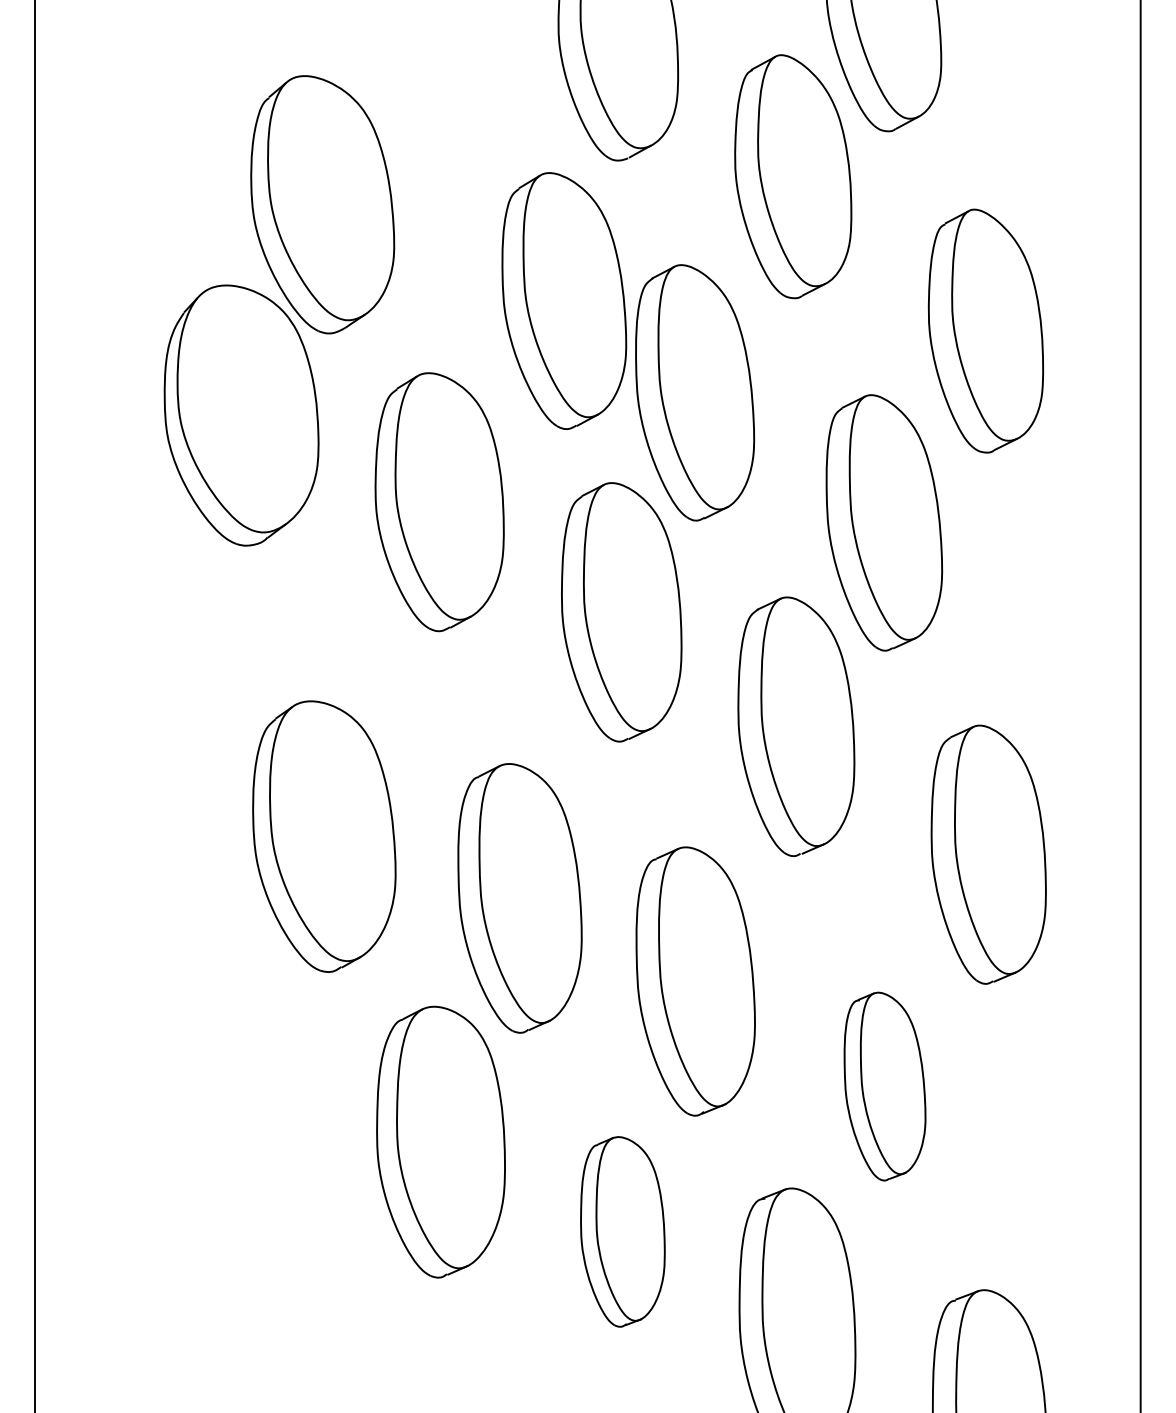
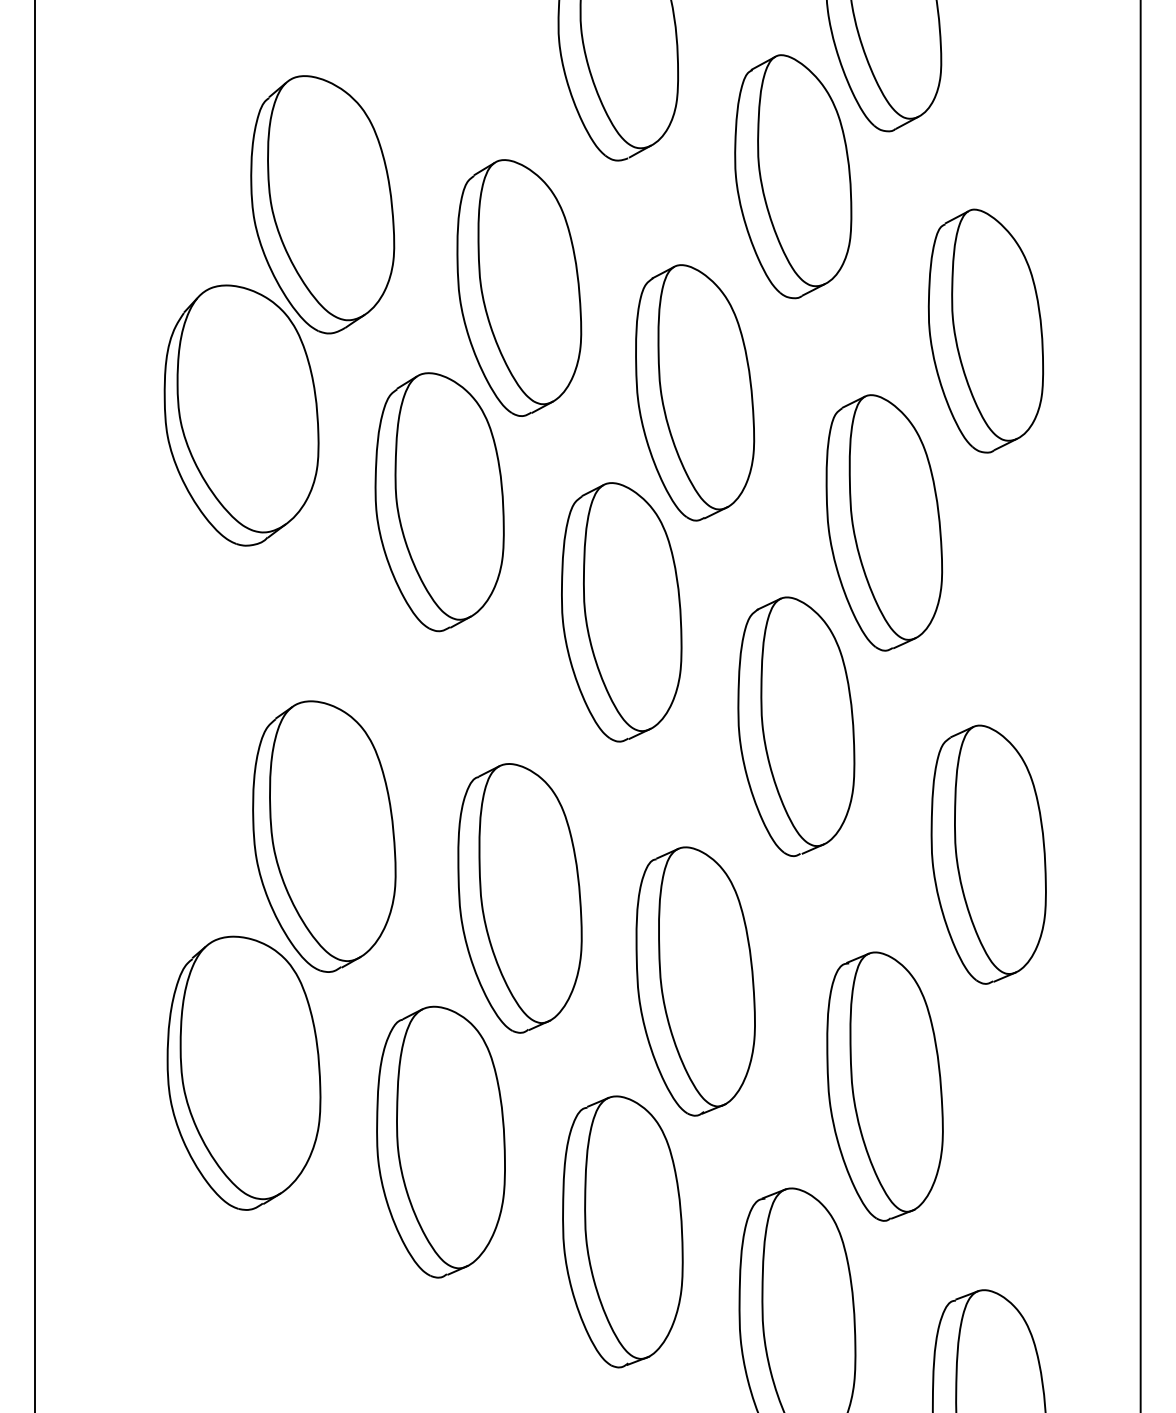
part position: (564, 300) -> (519, 287) (519, 287)
part: none -> present (243, 1072)
part size: 84x191 px -> 118x271 px (884, 1086)
part size: 86x192 px -> 122x274 px (622, 1231)
